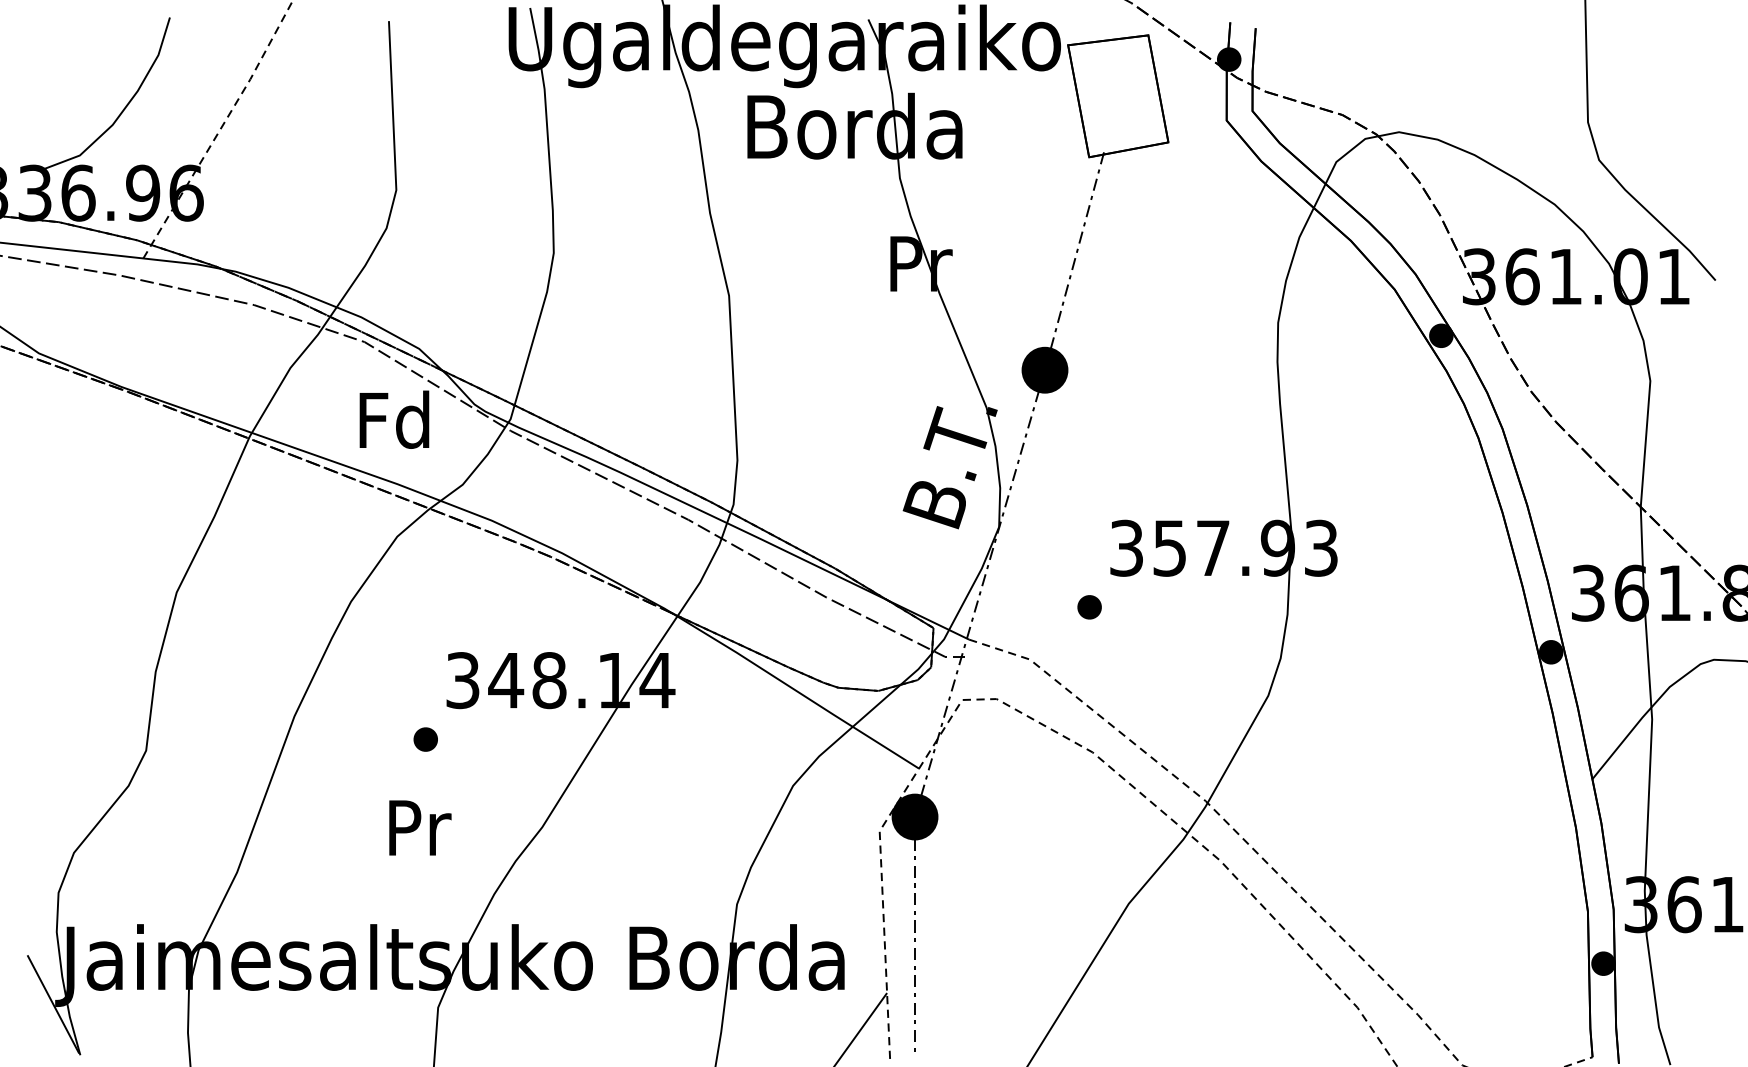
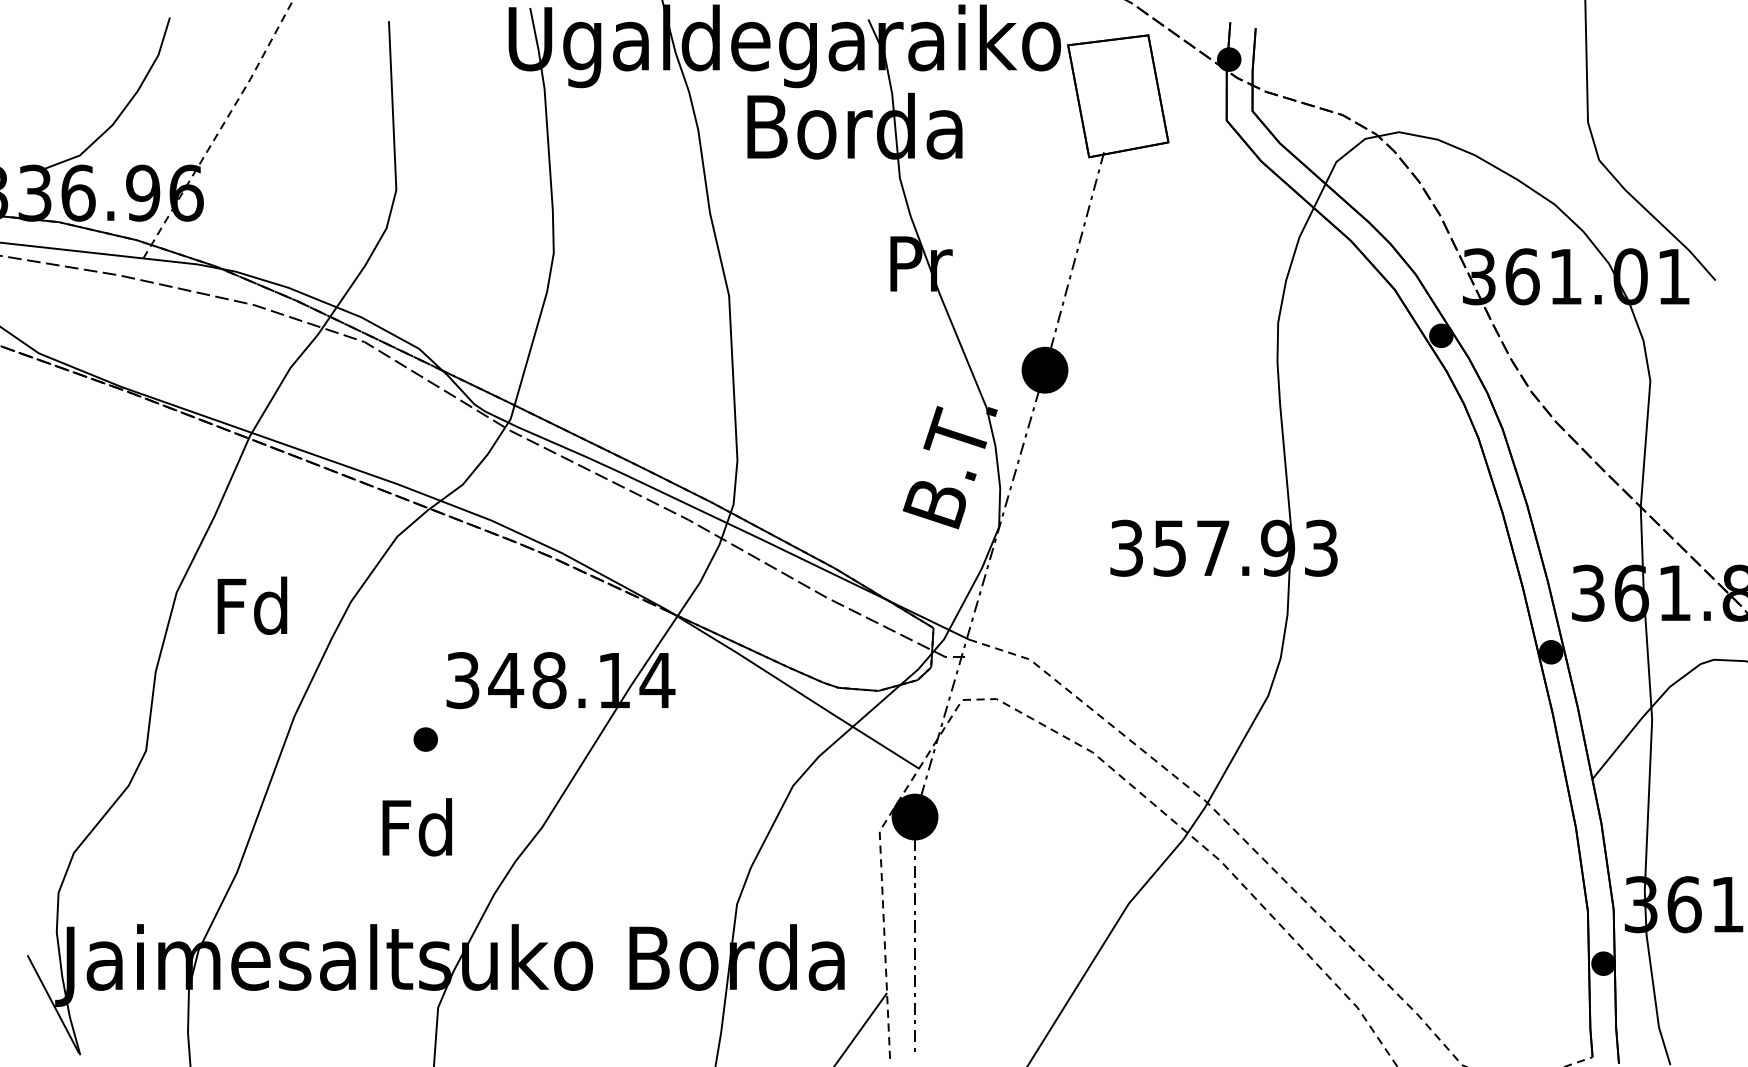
text position: (394, 419) -> (252, 605) (252, 605)
part: present -> none (1089, 607)
text: Pr -> Fd (417, 827)
